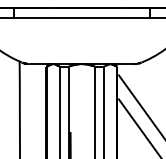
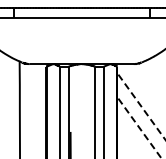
line: solid -> dashed (141, 107)
line: solid -> dashed (140, 128)
